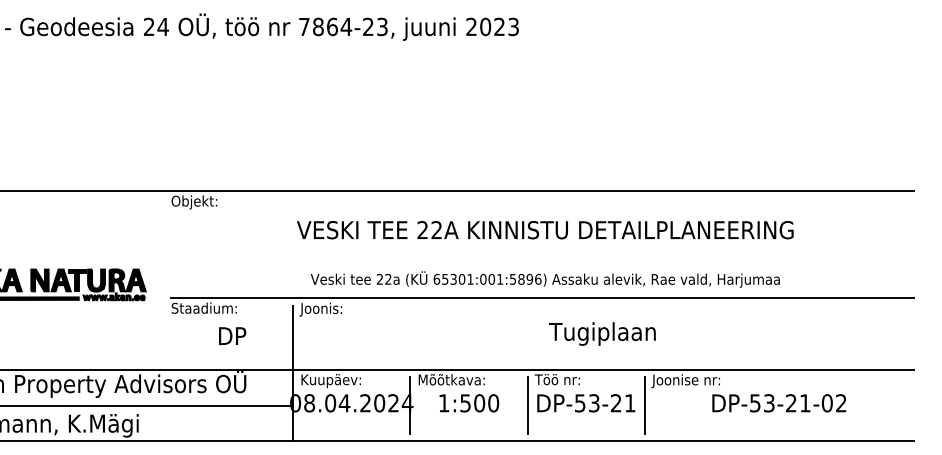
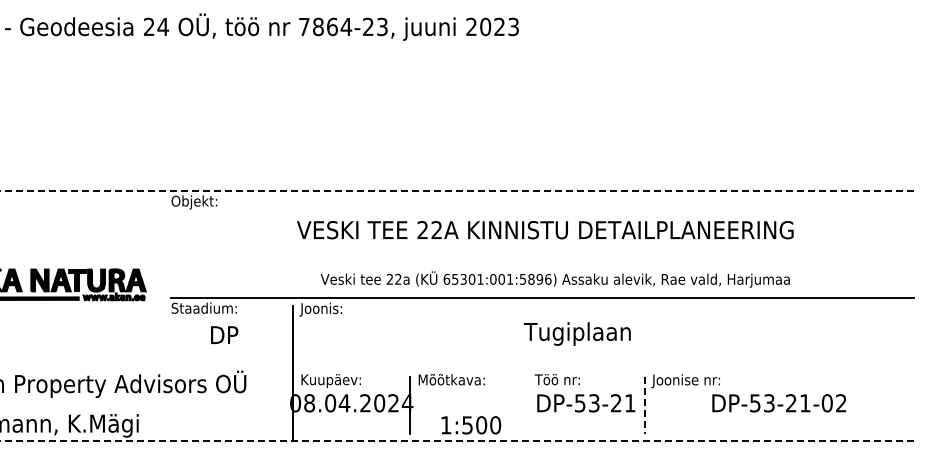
line: solid -> dashed (456, 191)
text position: (544, 279) -> (554, 279) (554, 279)
text position: (602, 333) -> (577, 333) (577, 333)
text position: (232, 335) -> (224, 334) (224, 334)
line: present -> none (457, 369)
text position: (469, 403) -> (471, 425) (471, 425)
line: present -> none (147, 405)
line: present -> none (527, 405)
line: solid -> dashed (644, 405)
line: solid -> dashed (456, 441)
